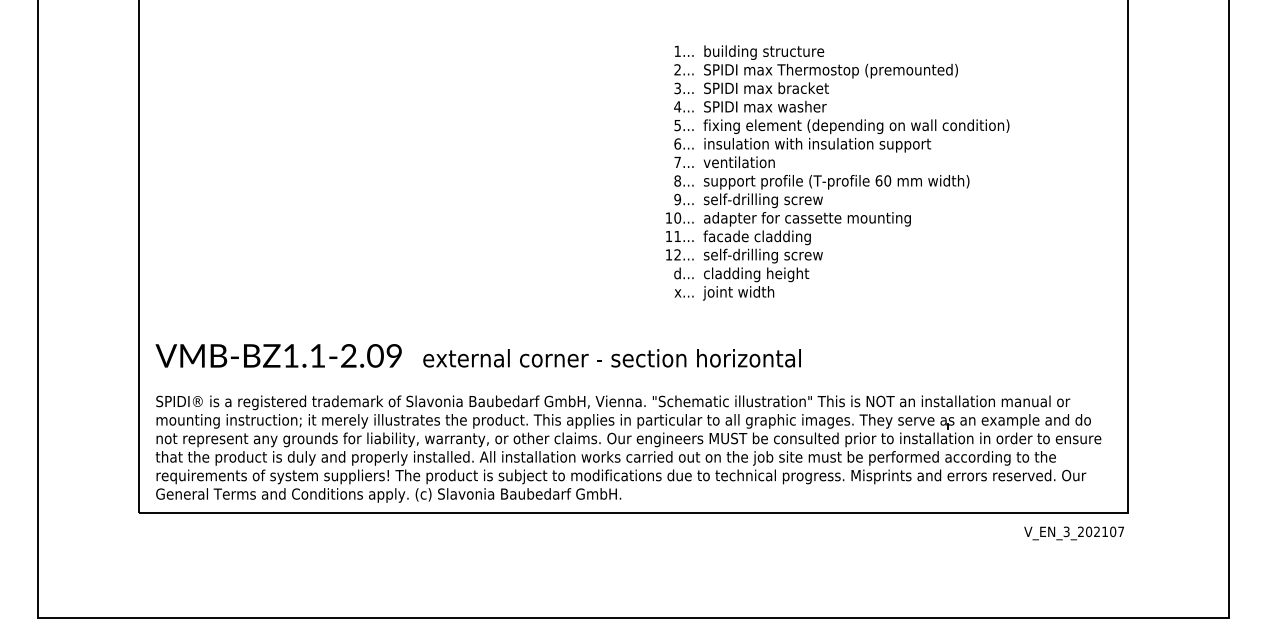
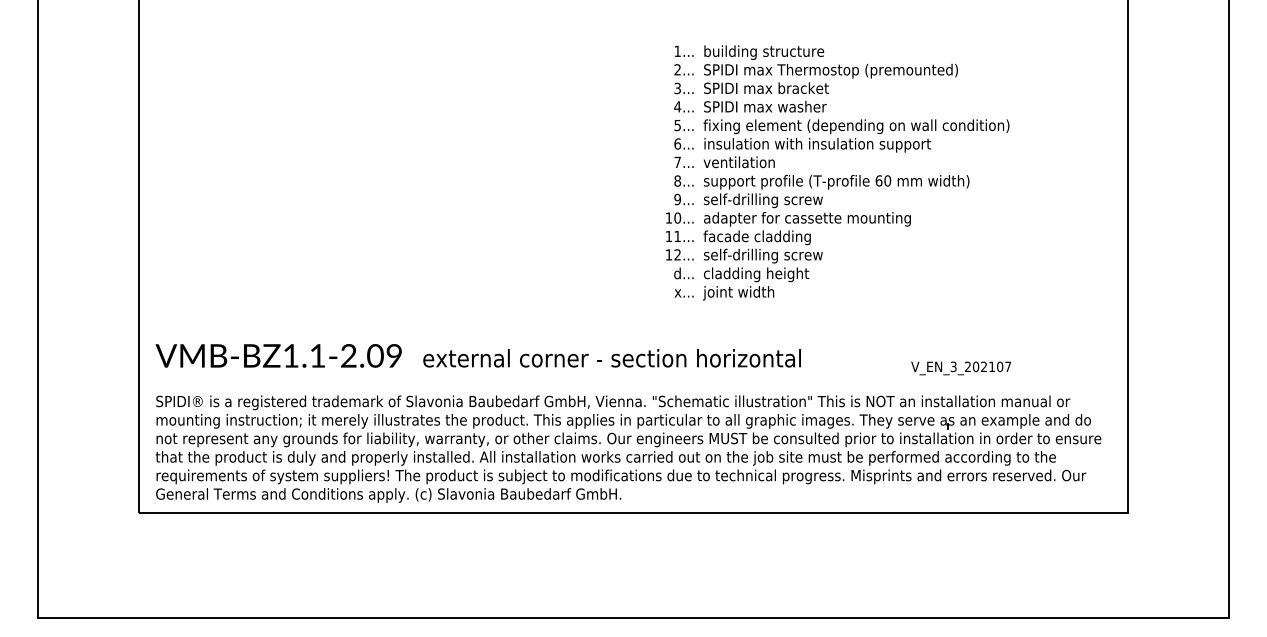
text position: (1073, 533) -> (960, 368) (960, 368)
